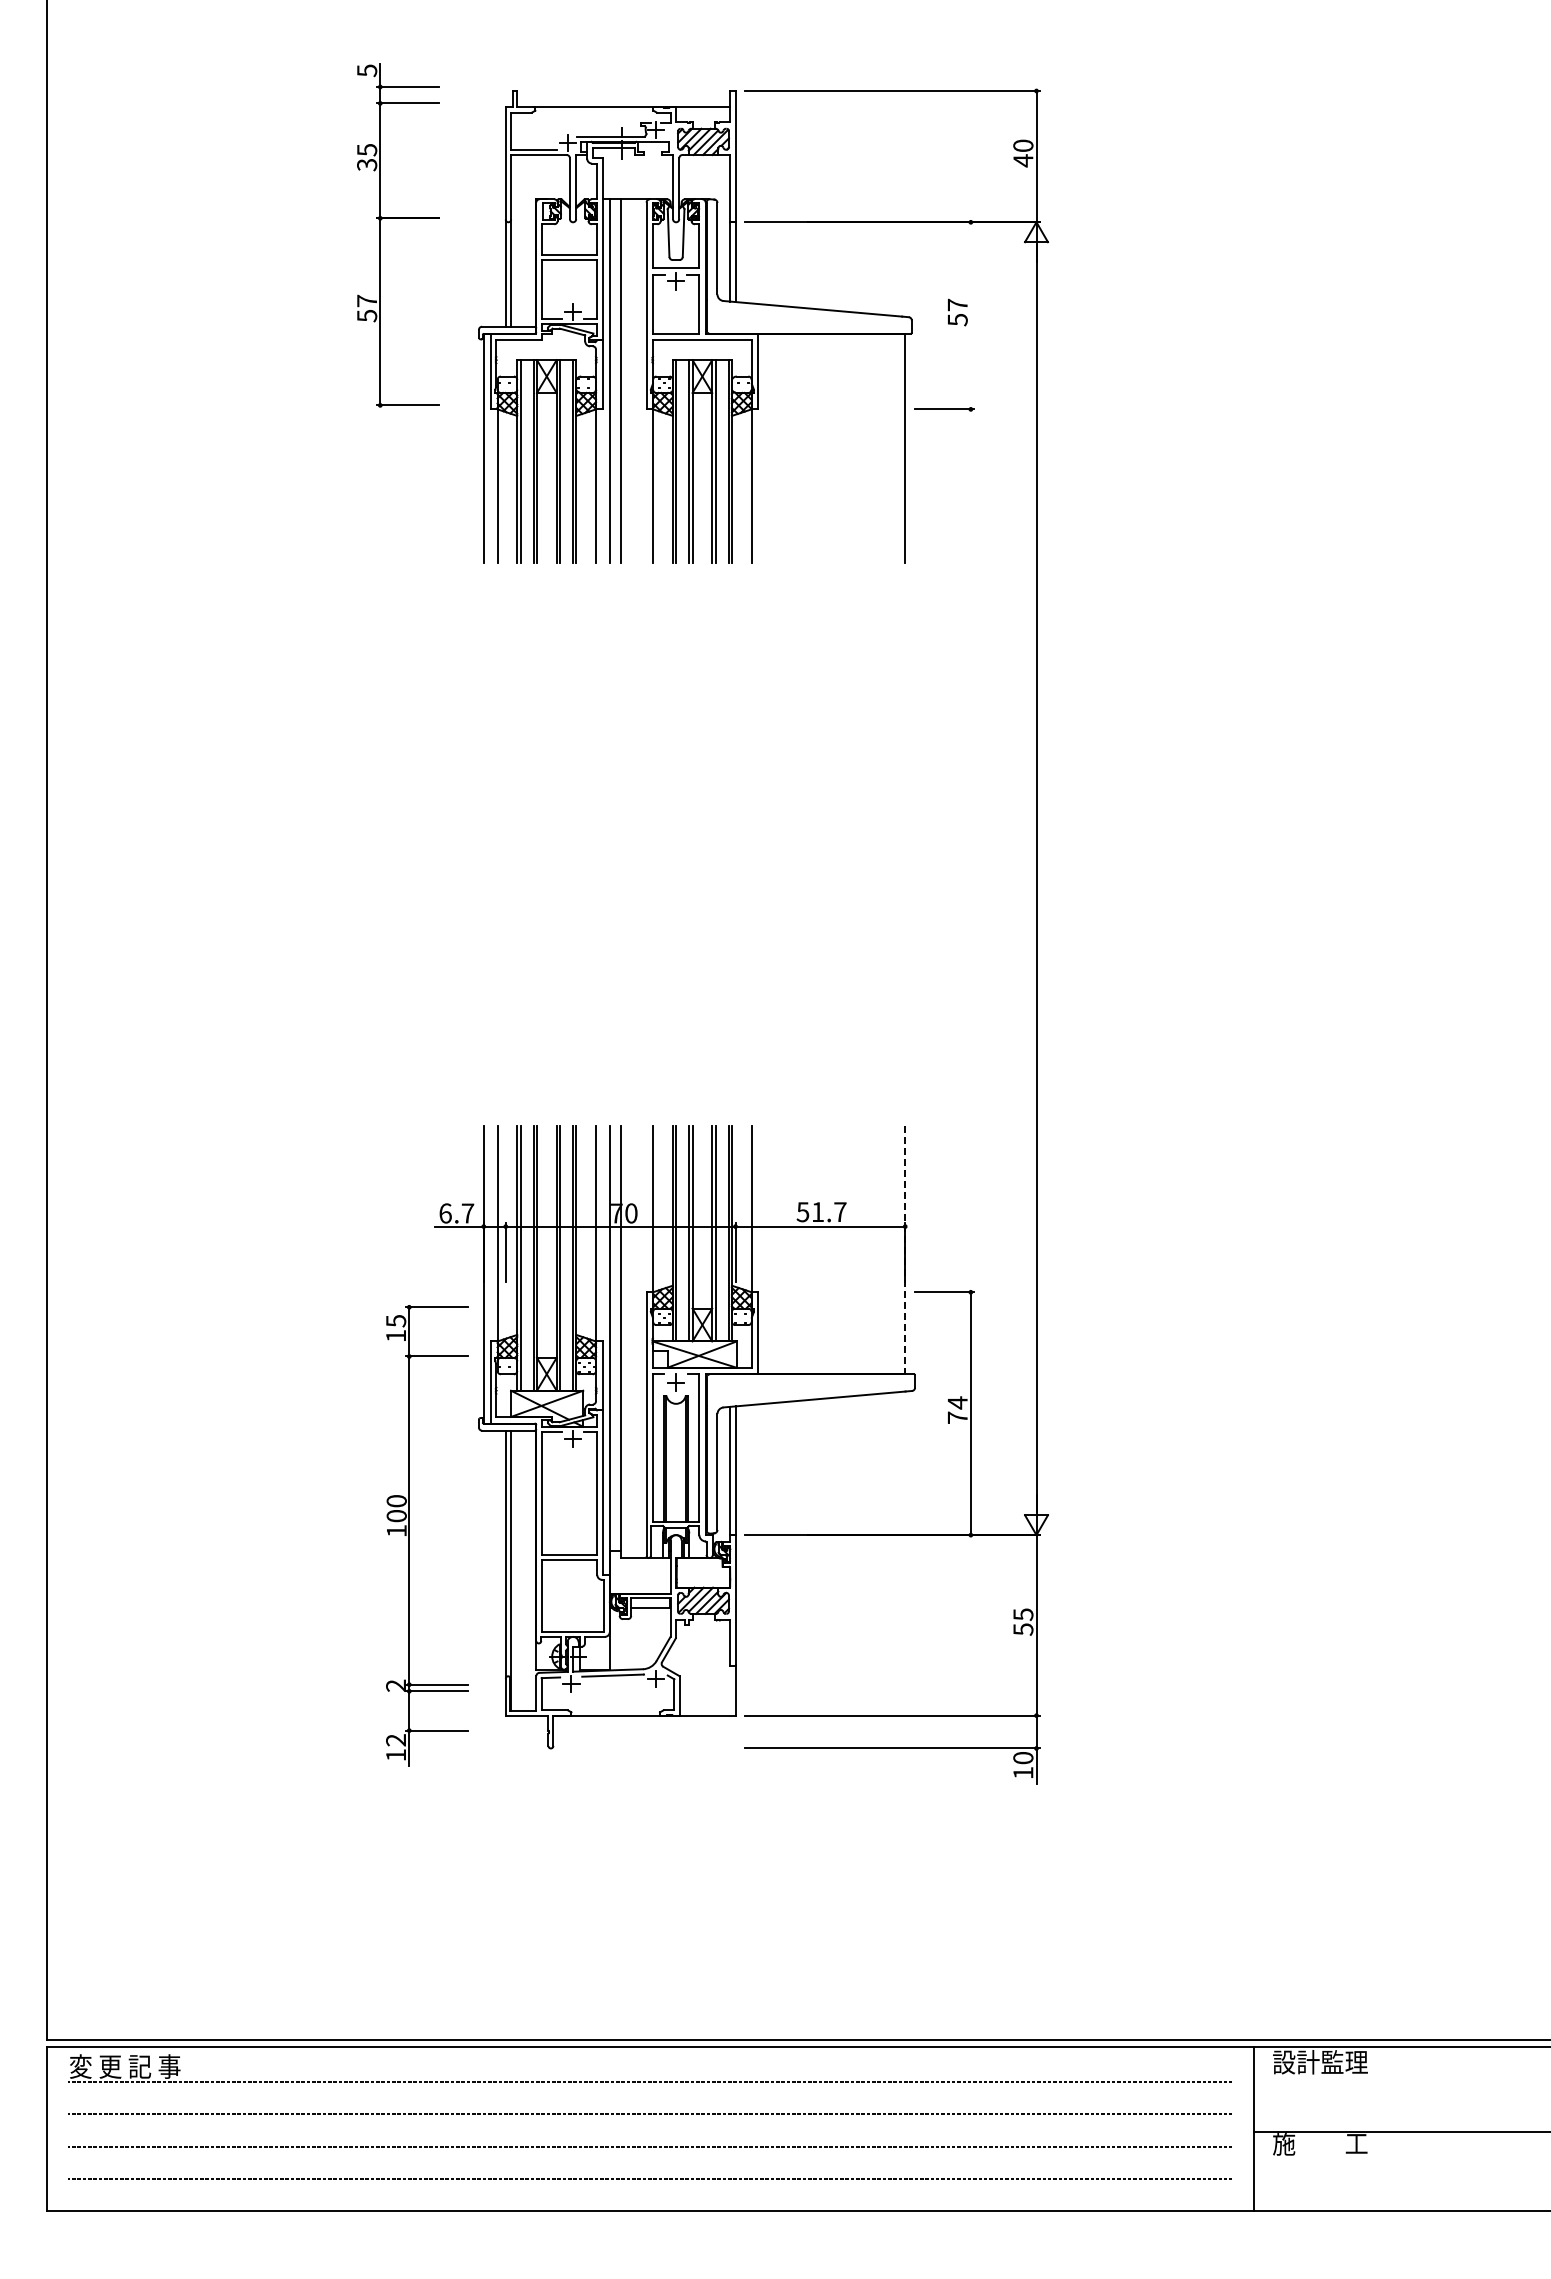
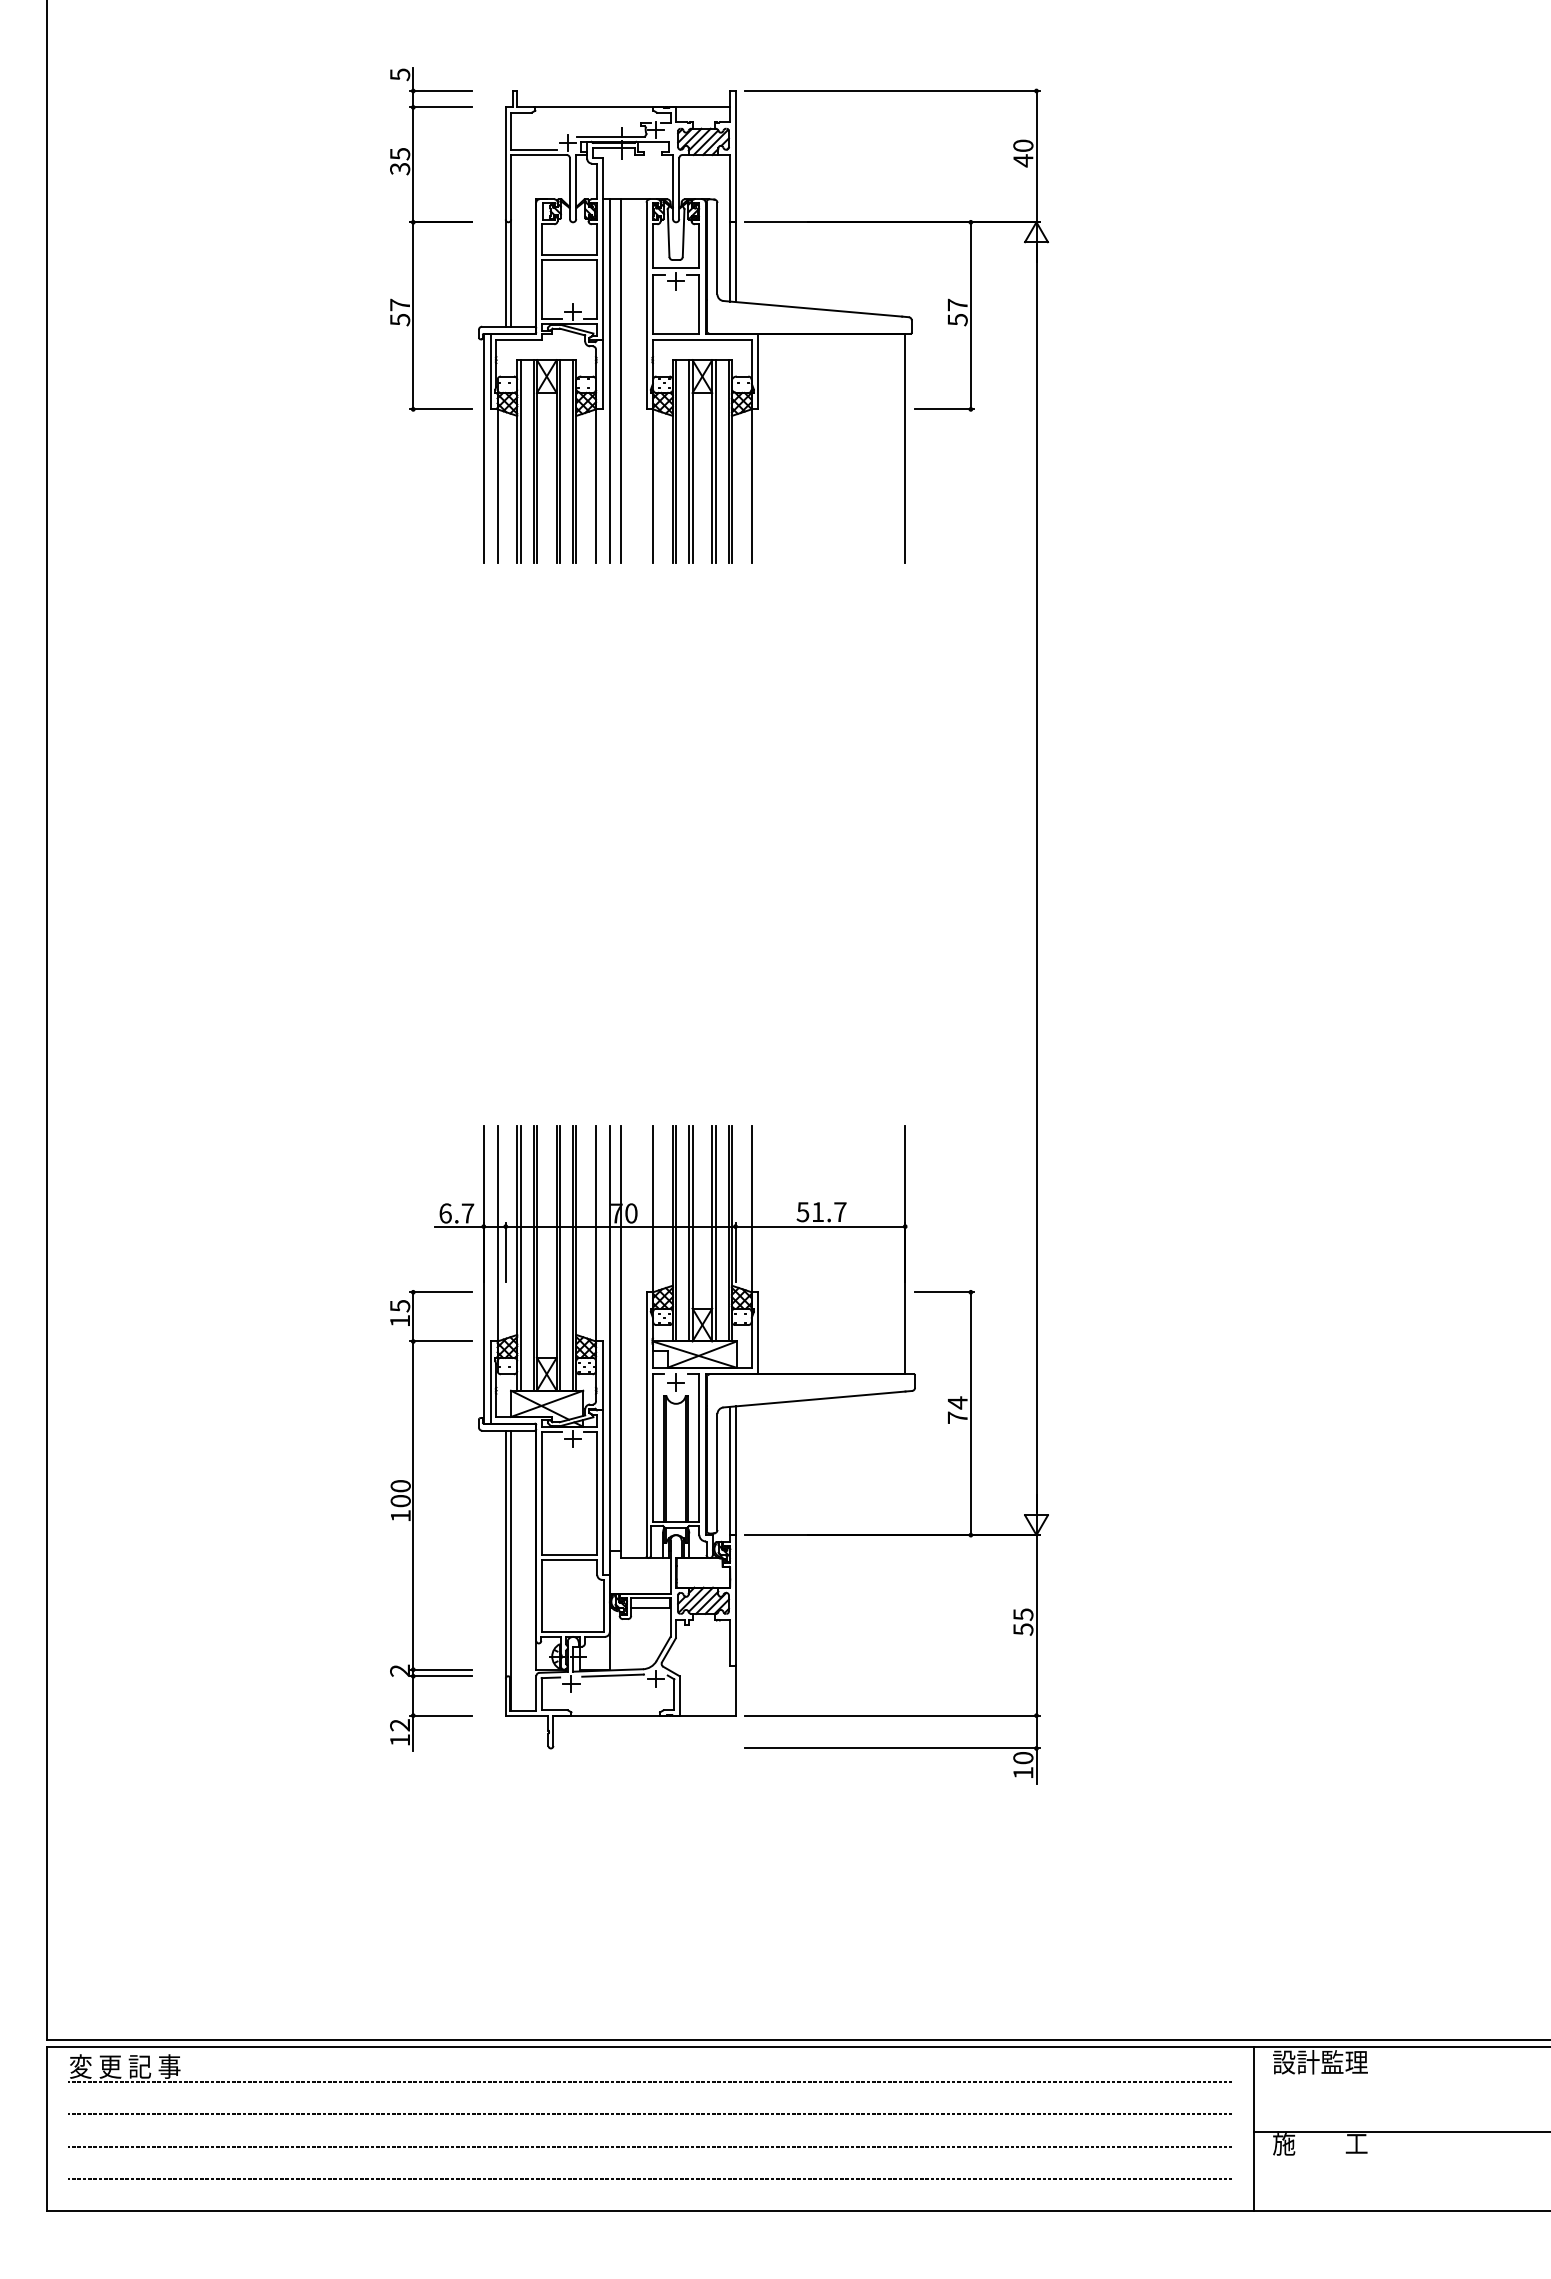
part position: (398, 218) -> (431, 222) (431, 222)
line: none -> present (970, 315)
line: dashed -> solid (905, 1250)
part position: (409, 1535) -> (413, 1520) (413, 1520)
